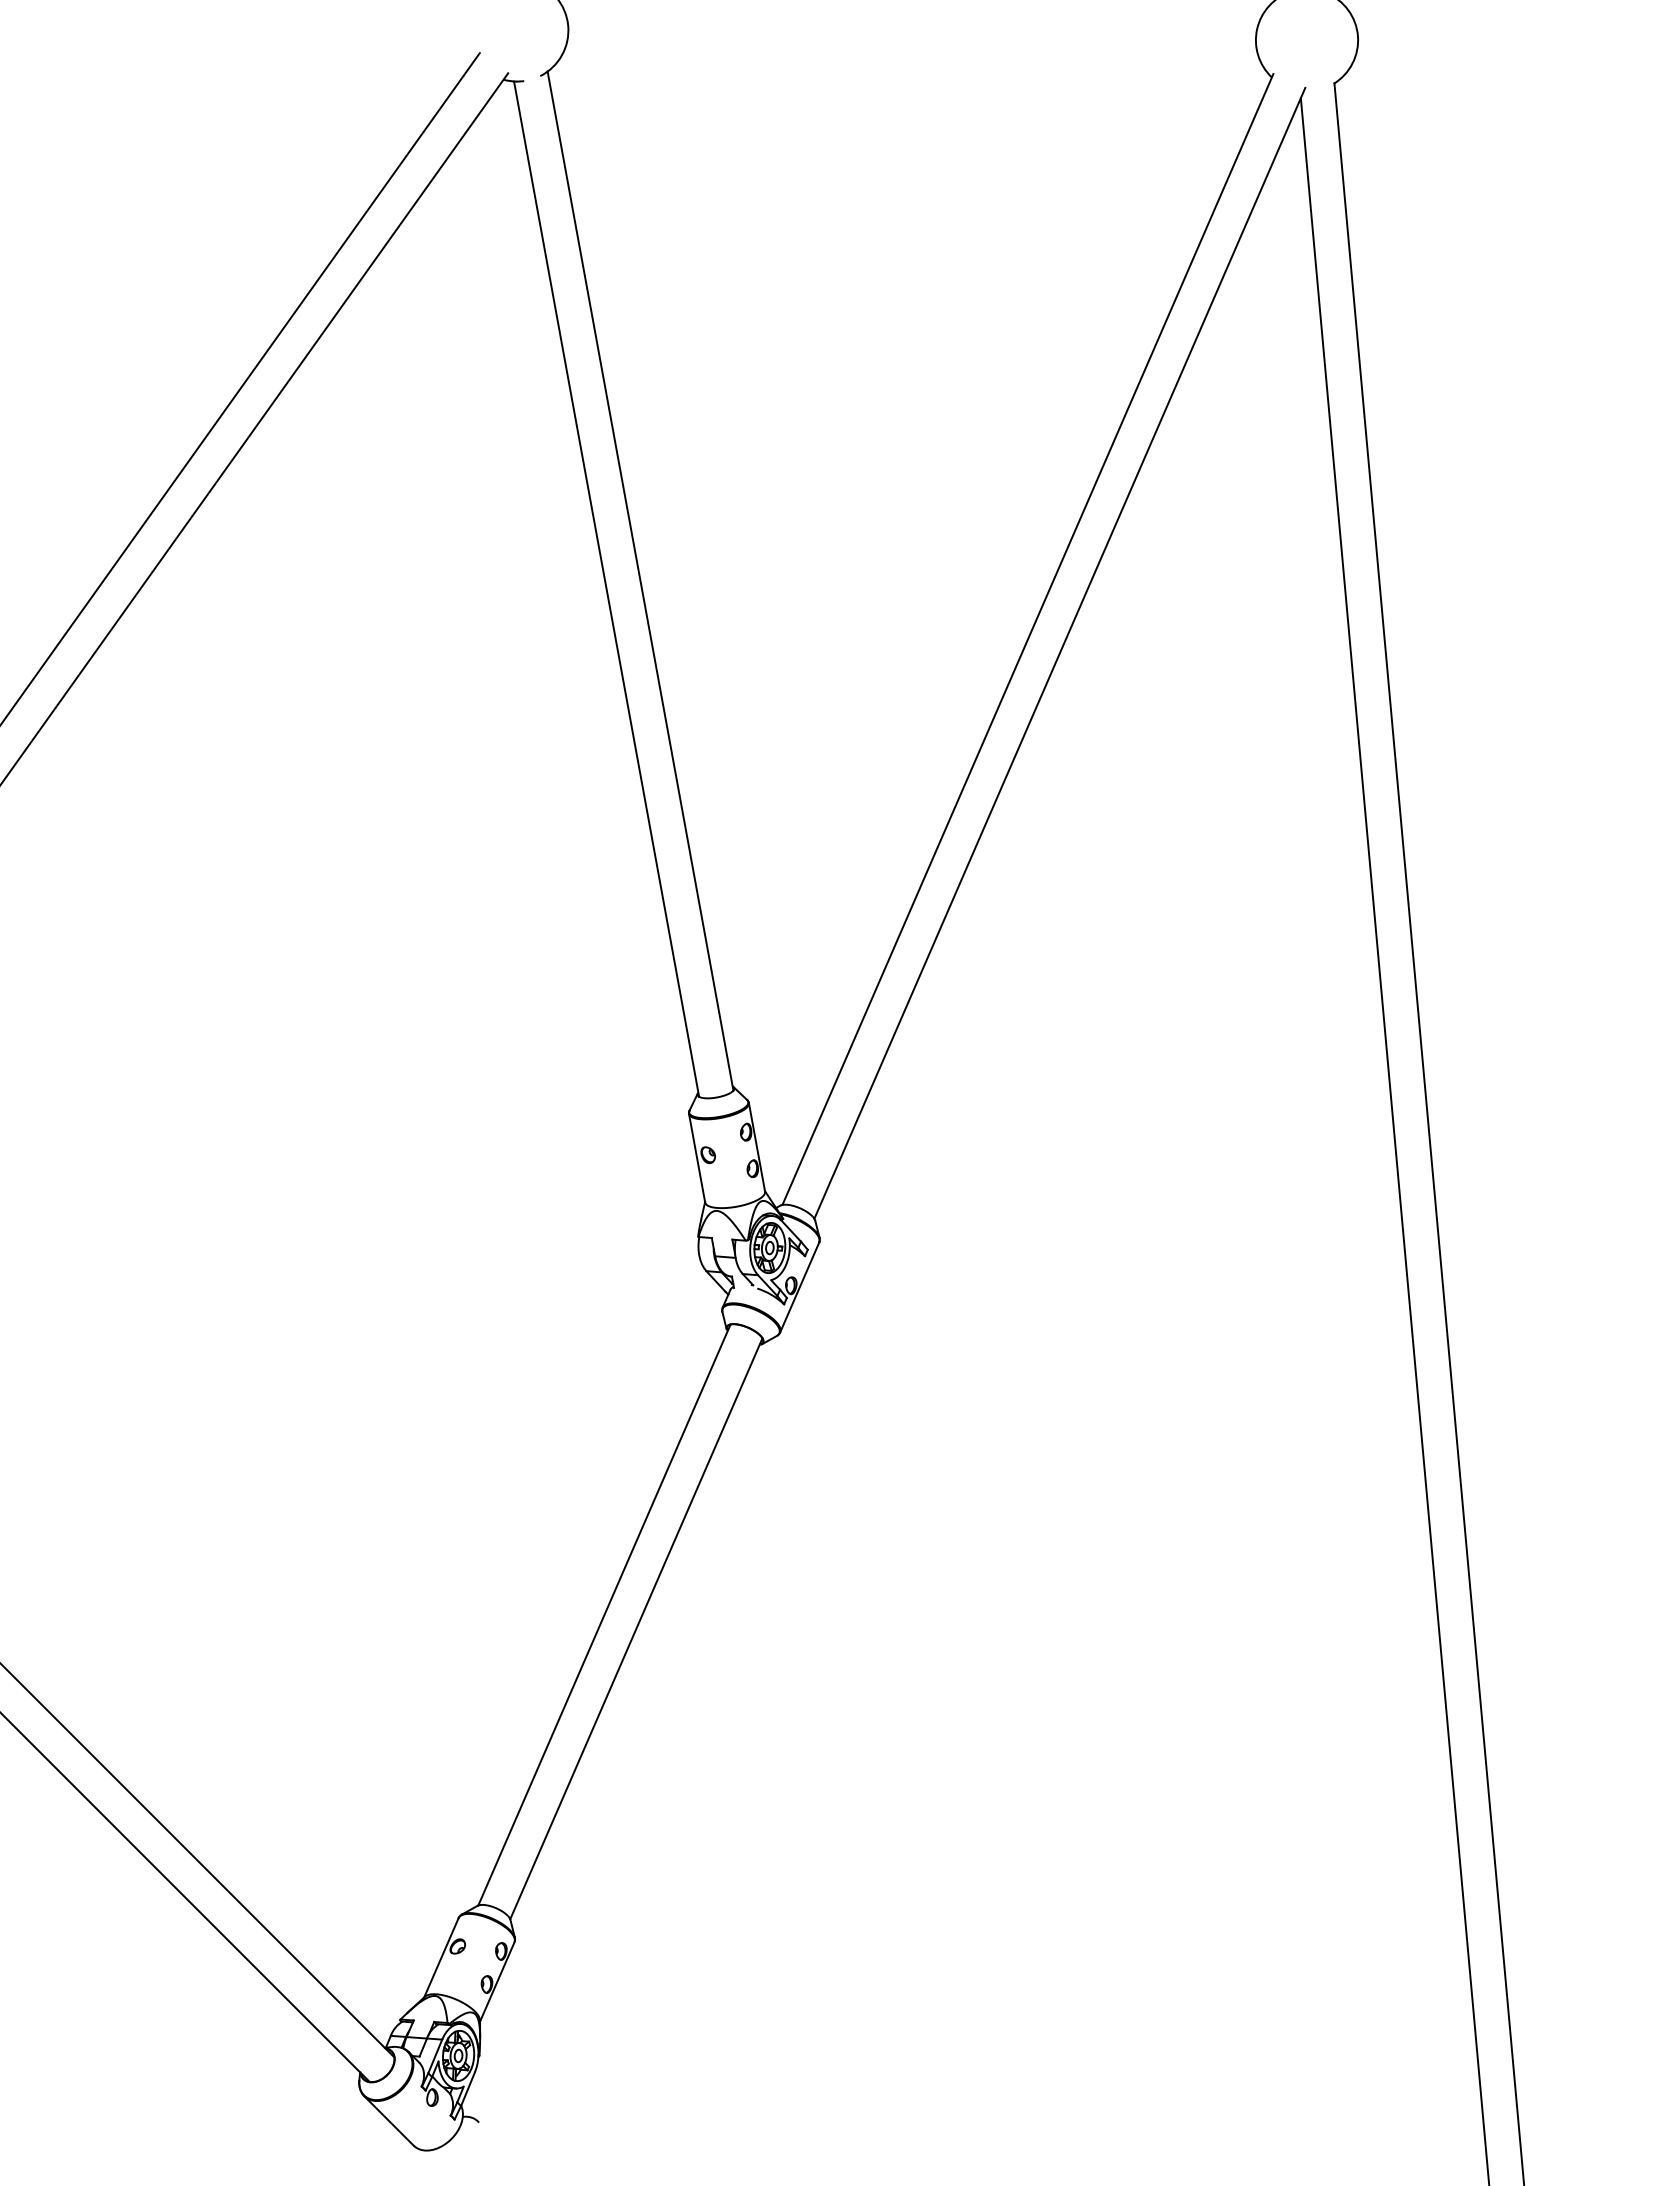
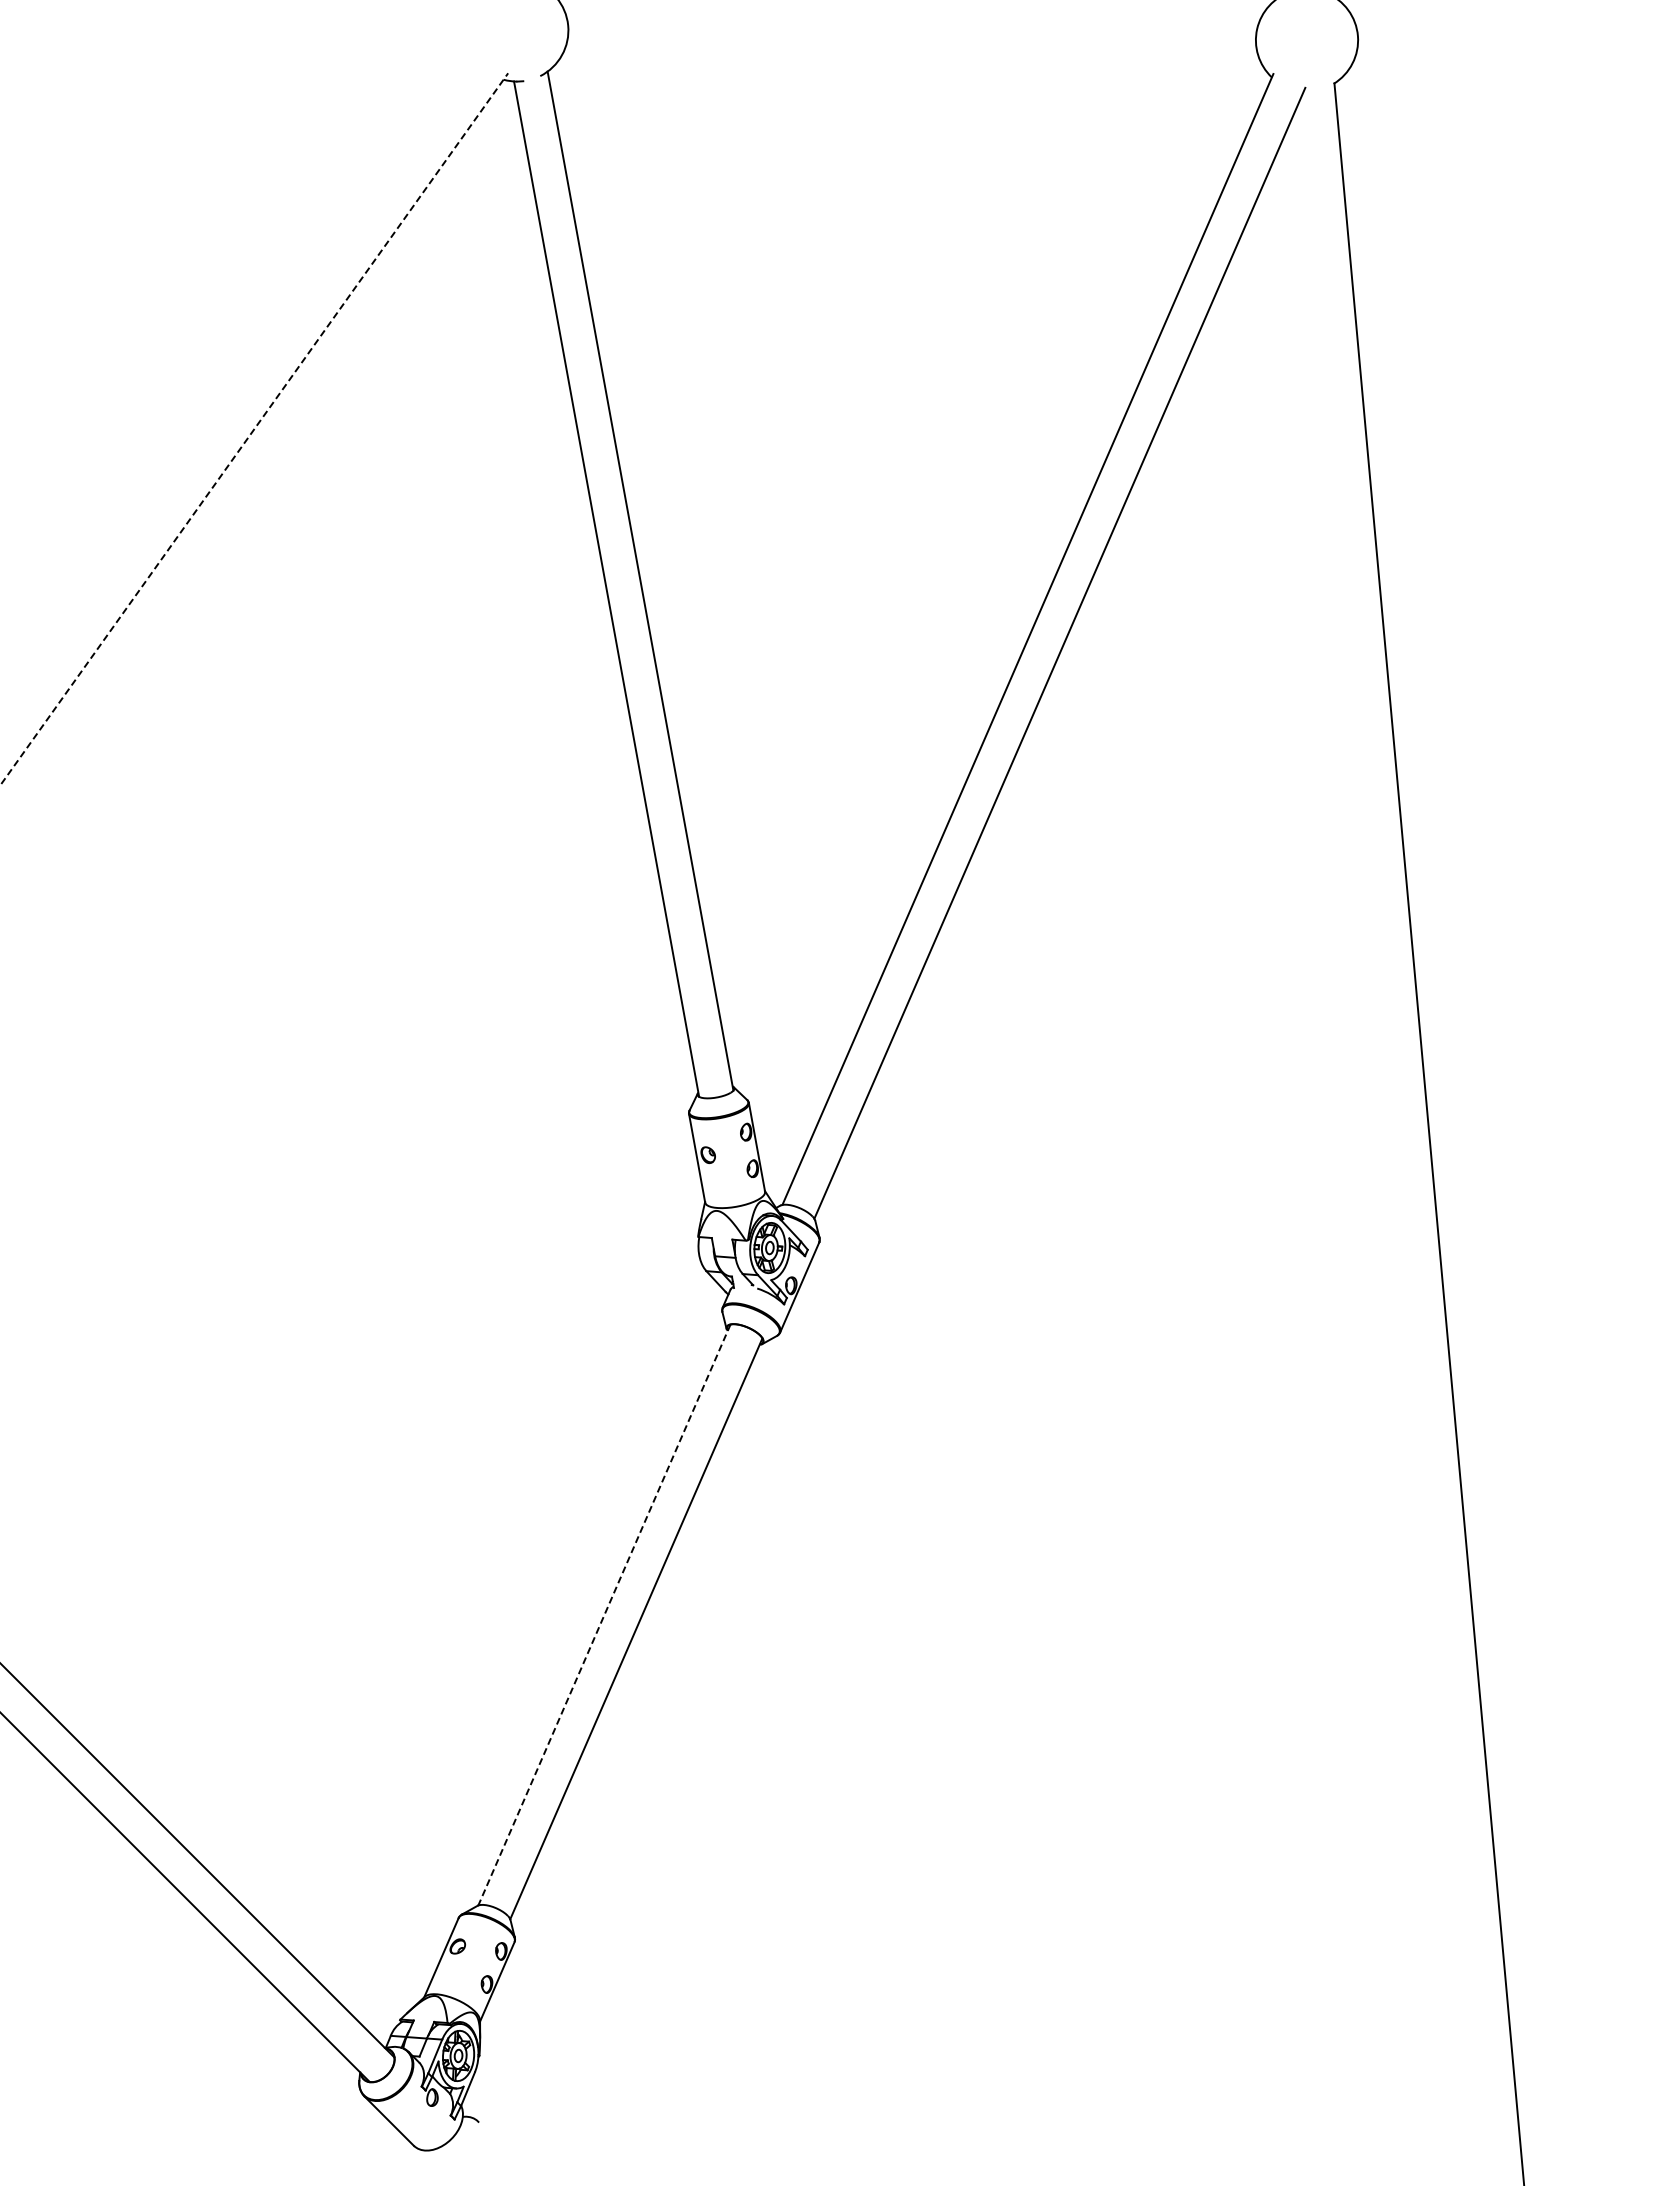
line: present -> none (240, 388)
line: solid -> dashed (254, 429)
line: present -> none (1394, 1140)
line: solid -> dashed (604, 1615)
